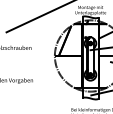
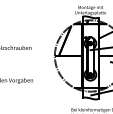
line: present -> none (38, 17)
